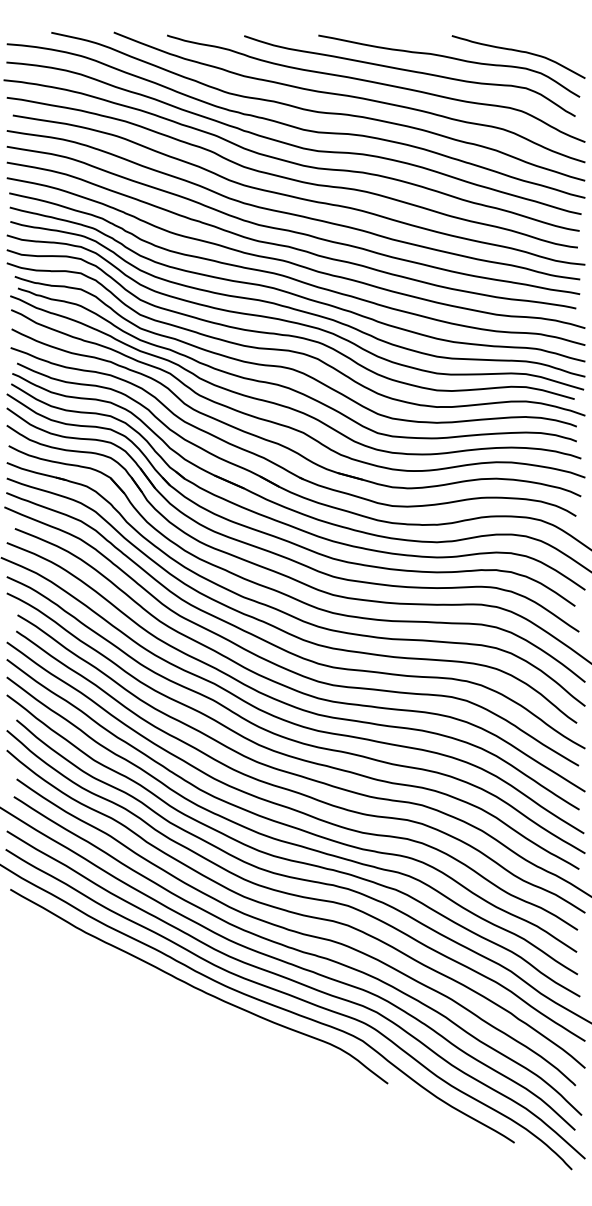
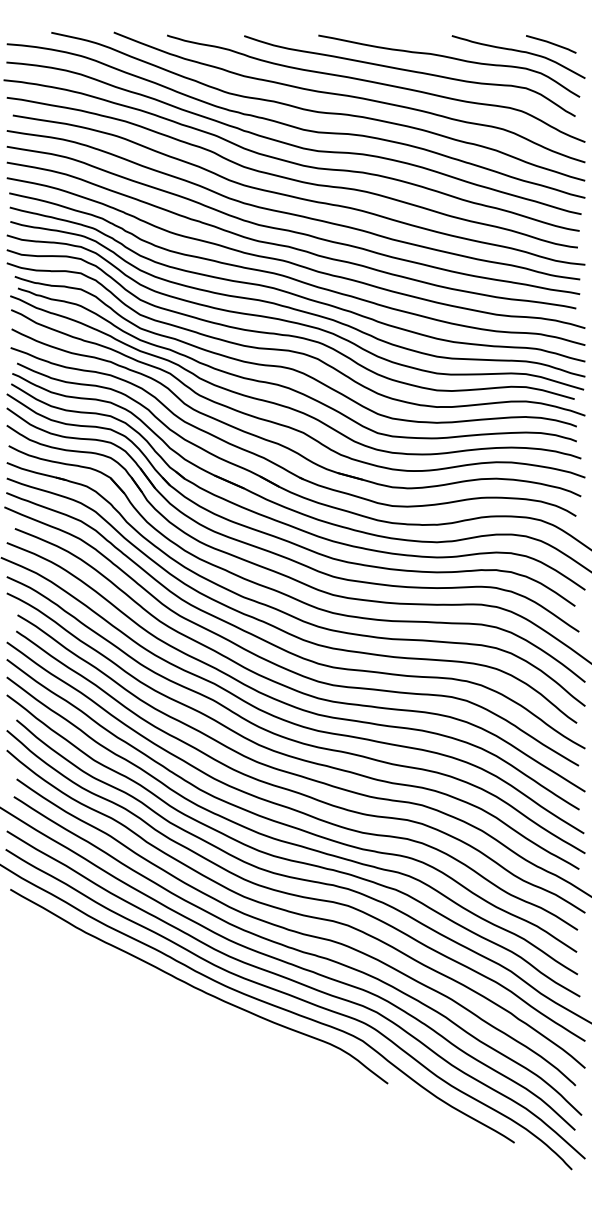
line: none -> present (551, 44)
